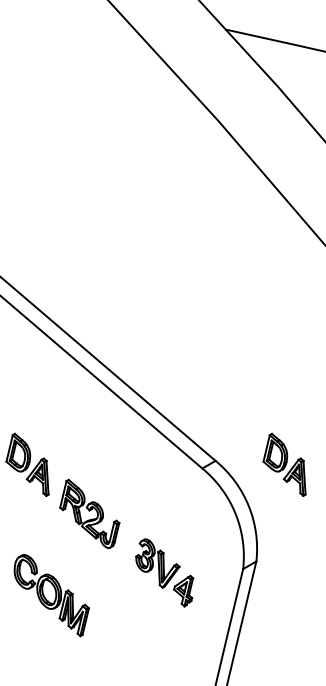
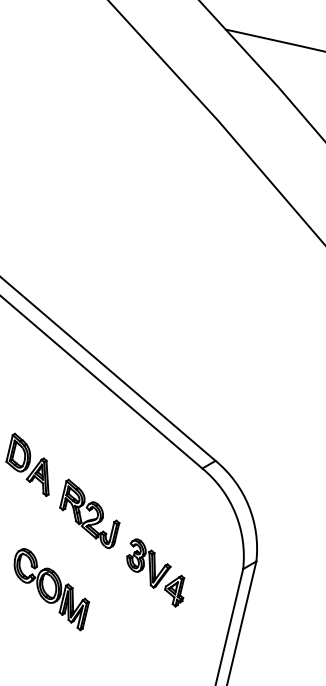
part: present -> none (284, 464)
part position: (164, 572) -> (155, 572) (155, 572)
part position: (51, 595) -> (51, 589) (51, 589)
